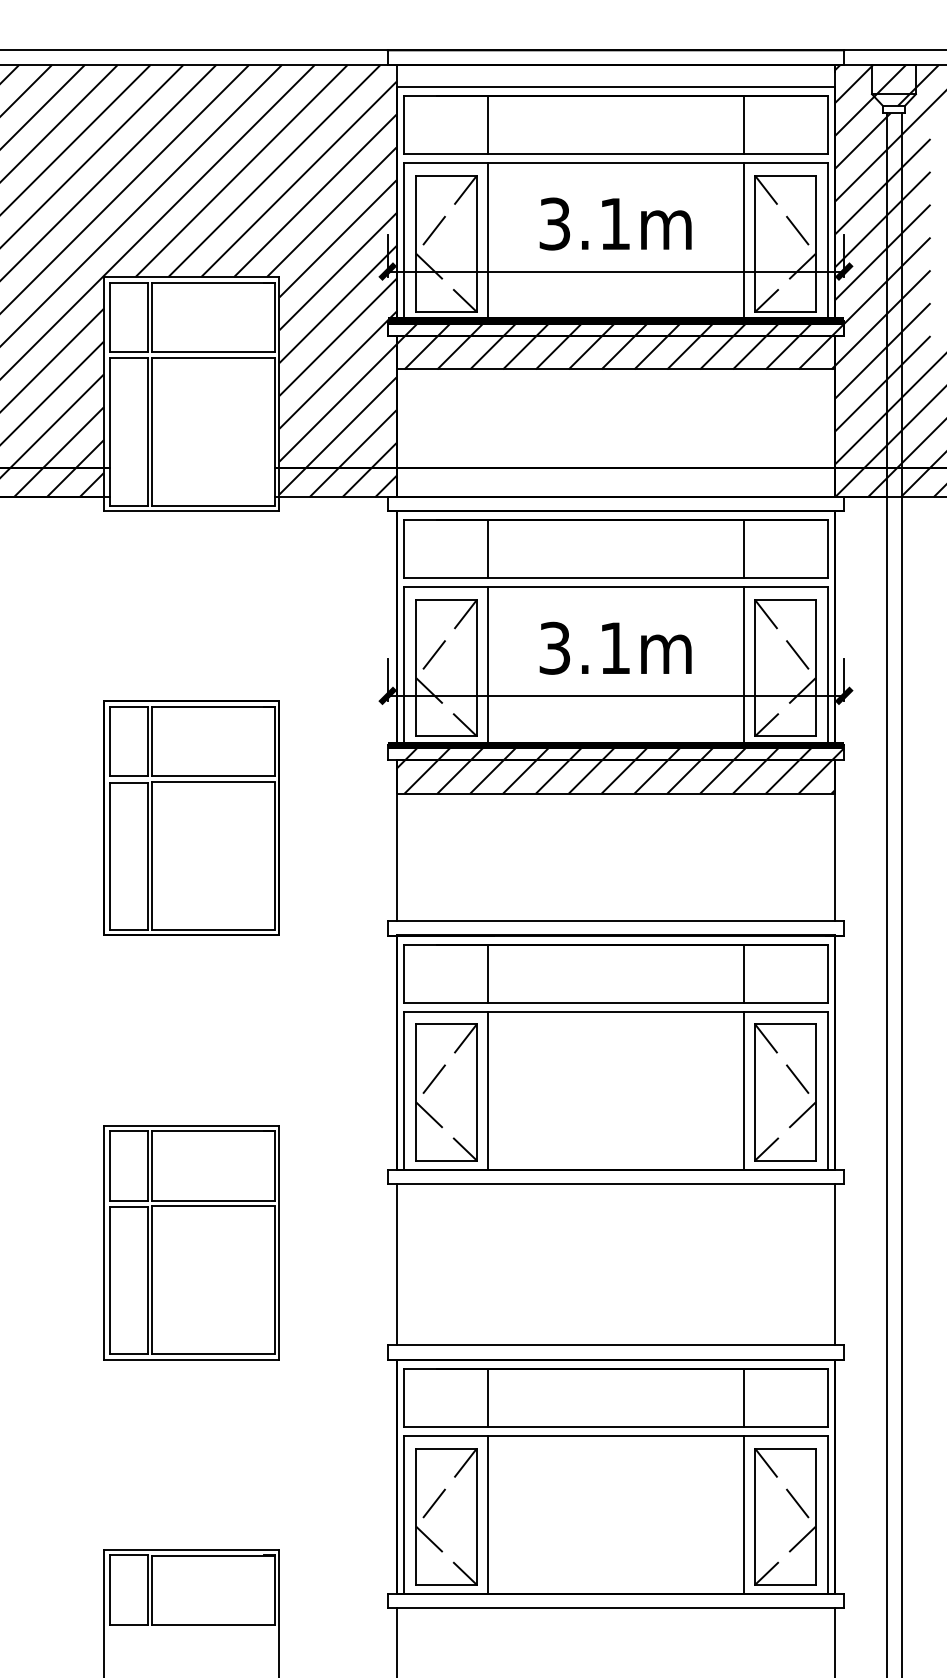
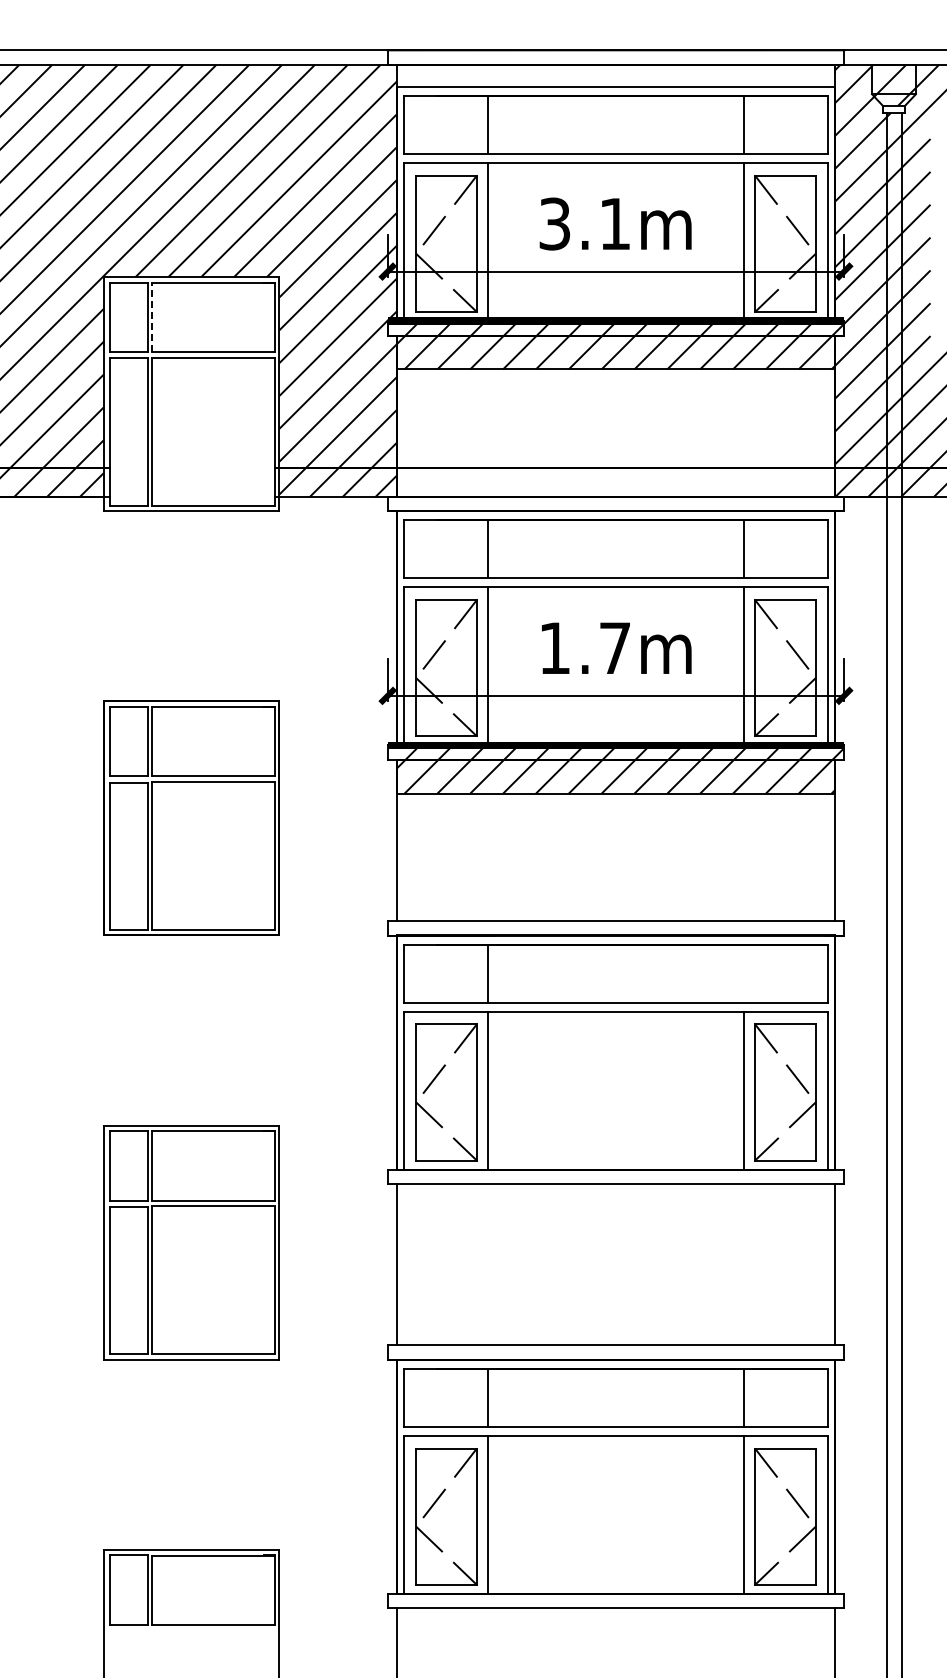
line: solid -> dashed (152, 317)
text: 3.1m -> 1.7m (584, 647)
line: present -> none (744, 973)
